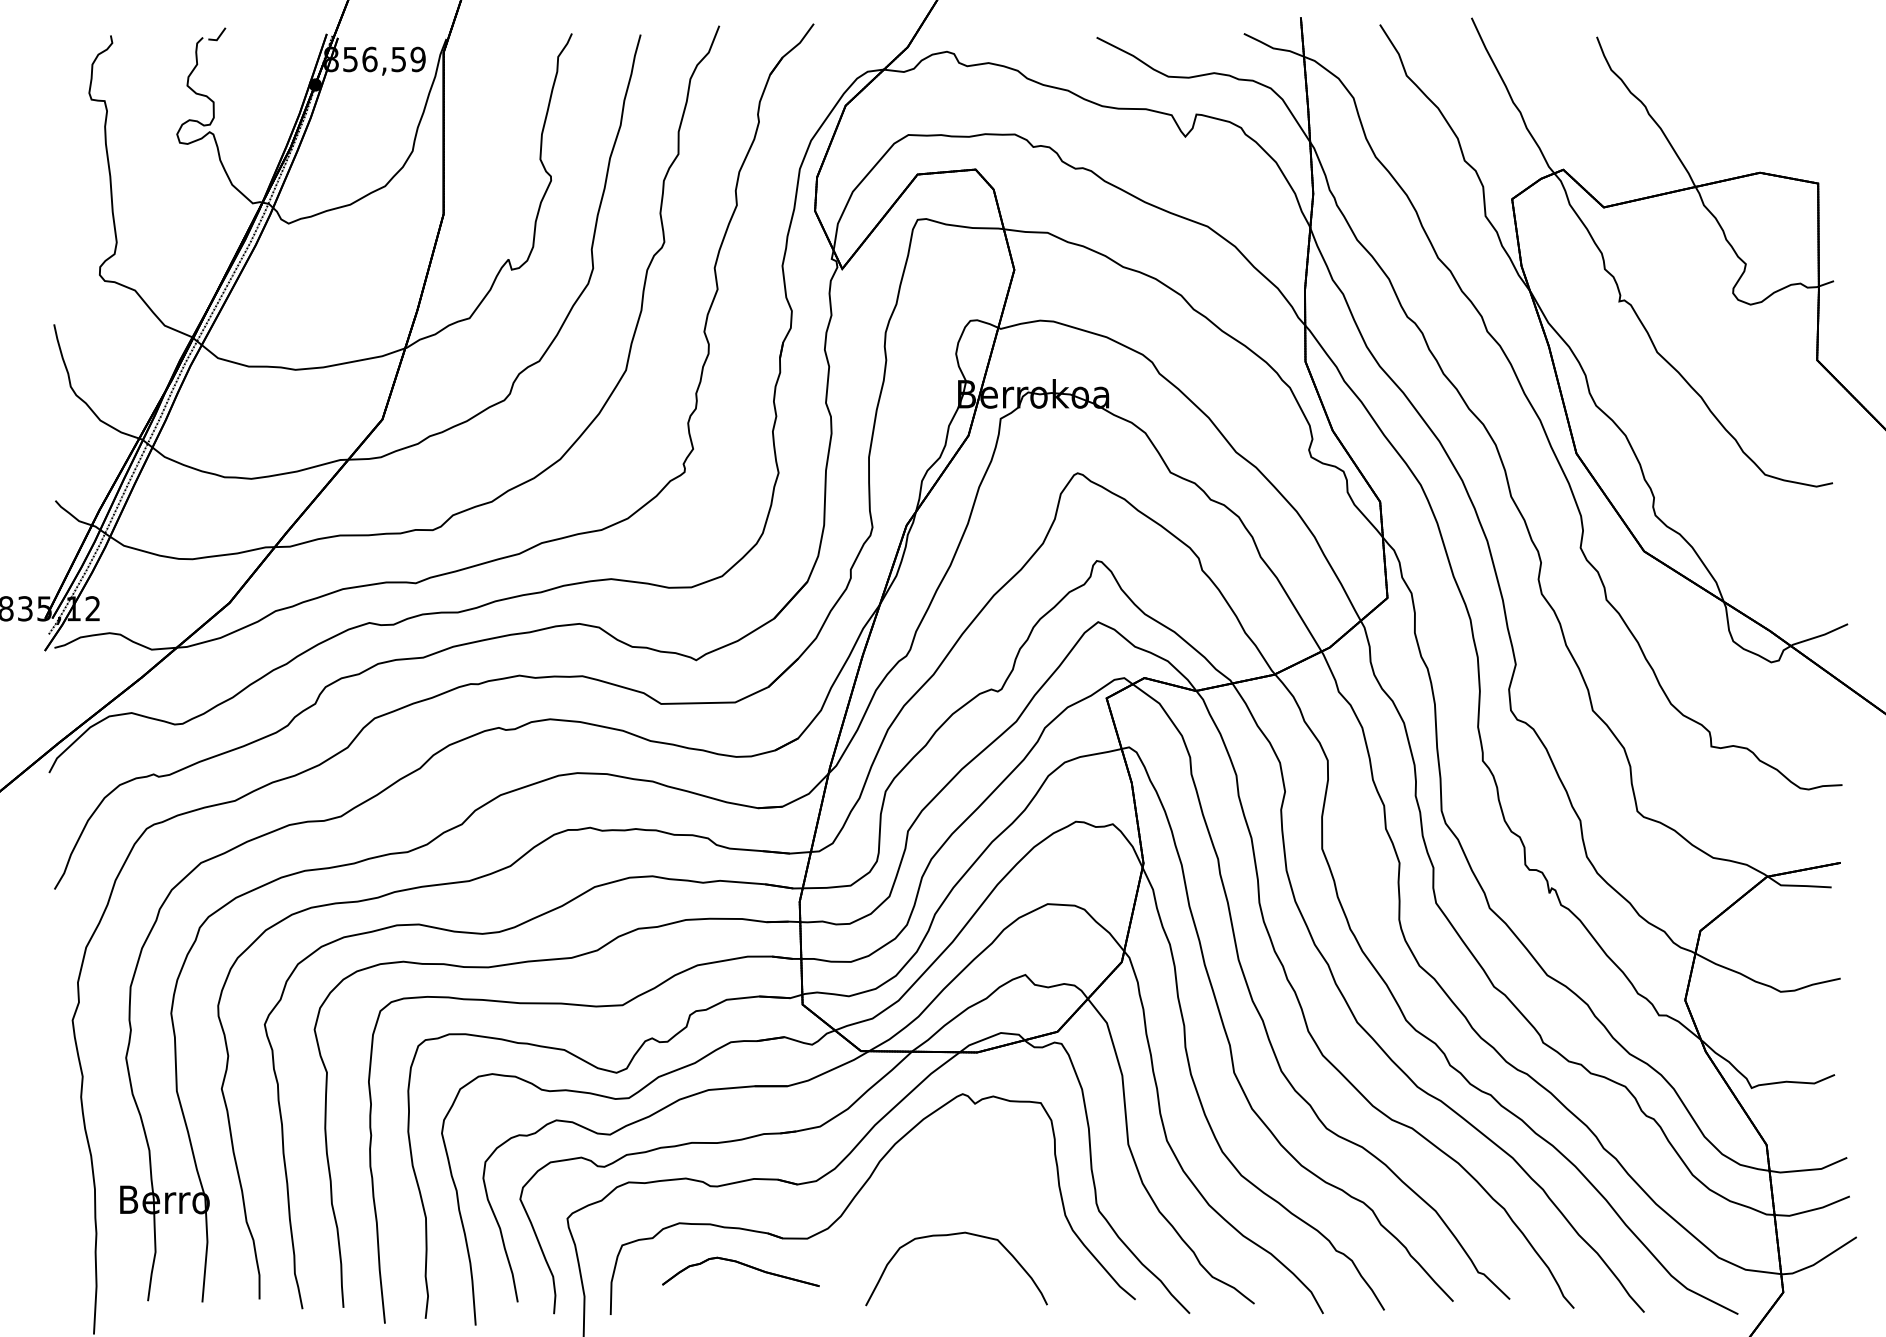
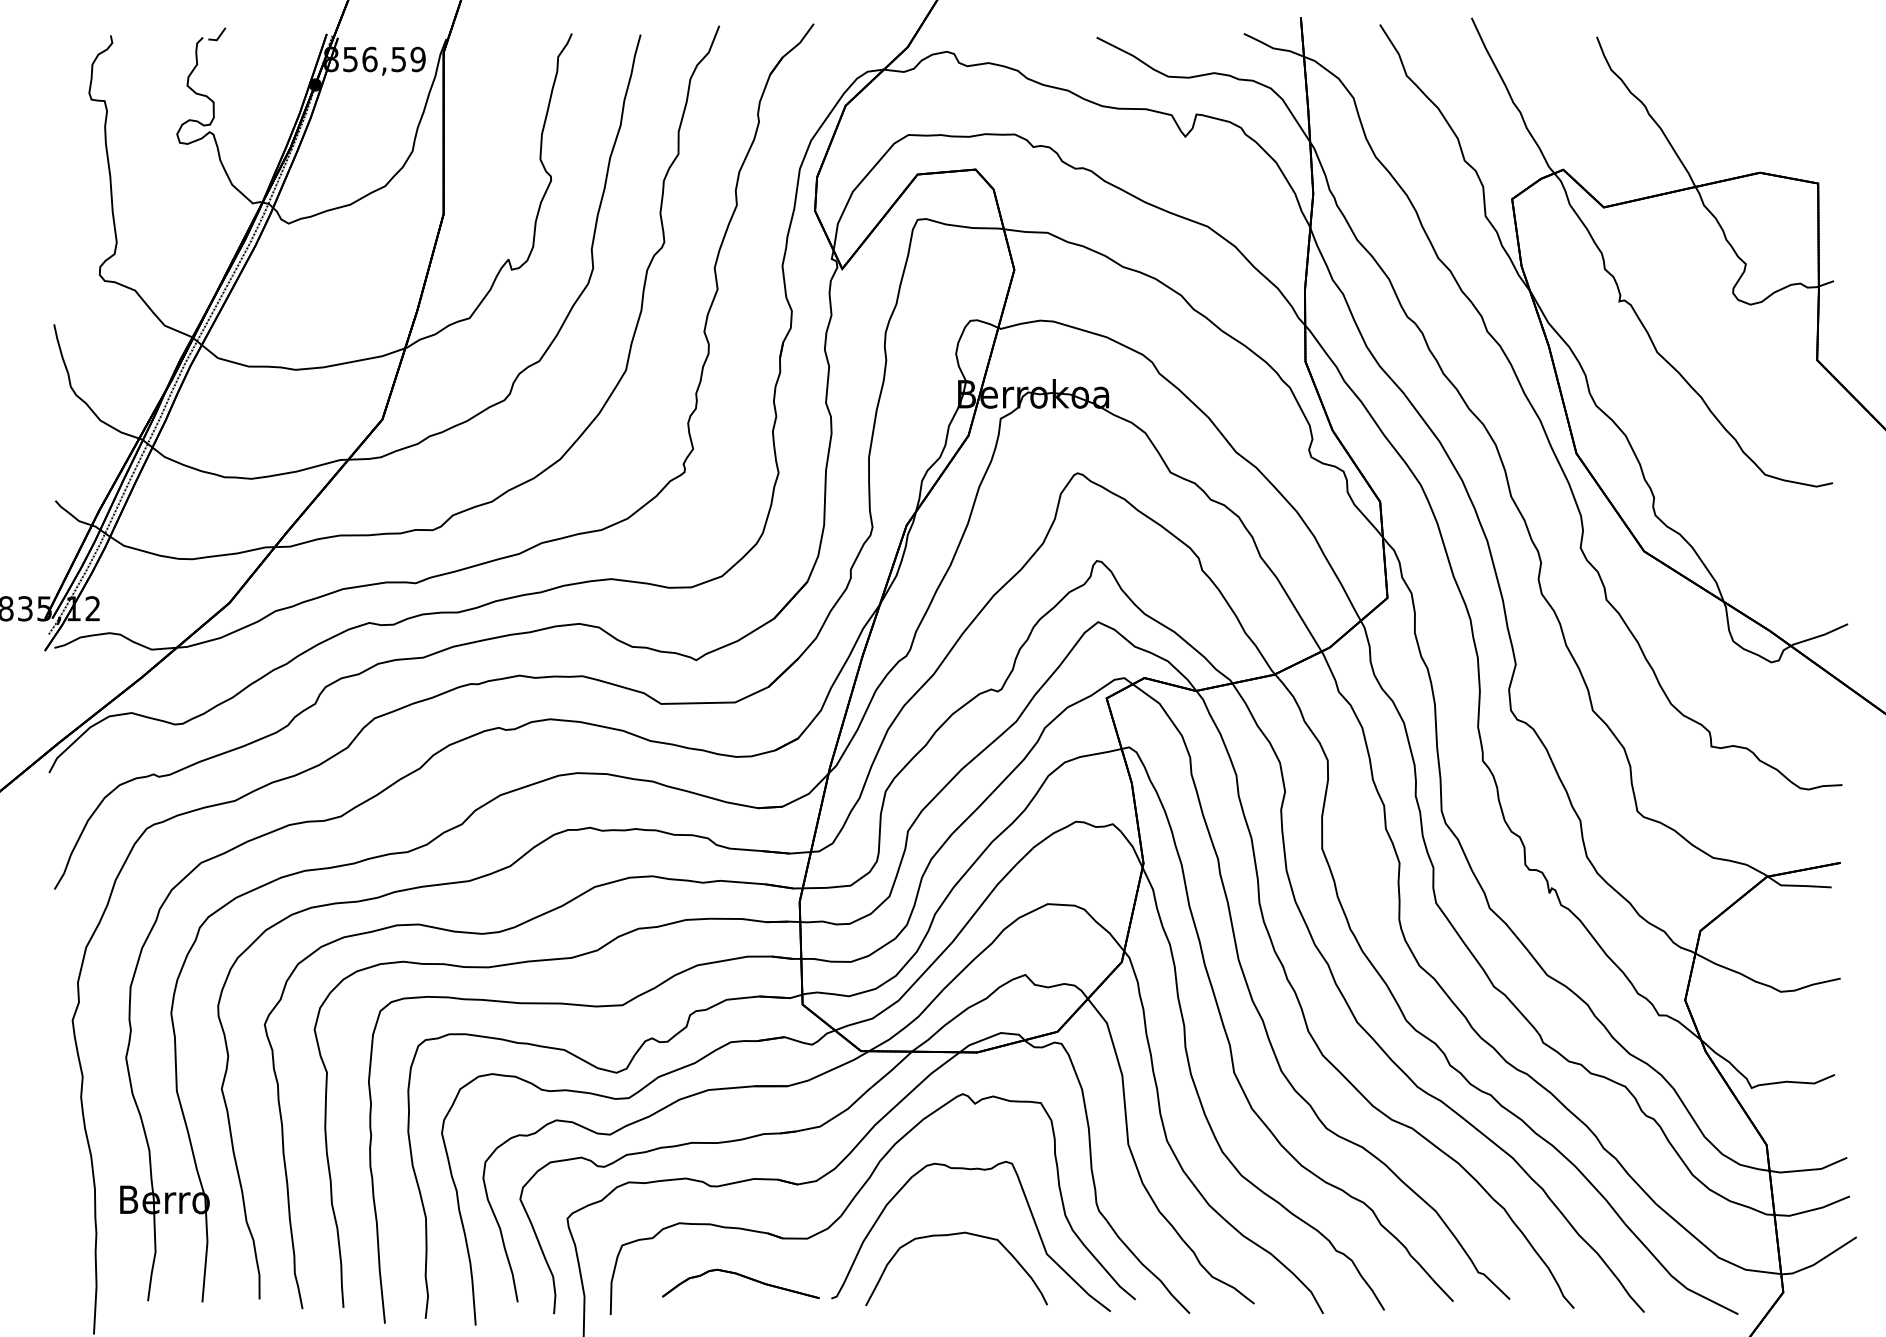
curve: none -> present (1031, 1216)
part position: (743, 1265) -> (743, 1277) (743, 1277)
